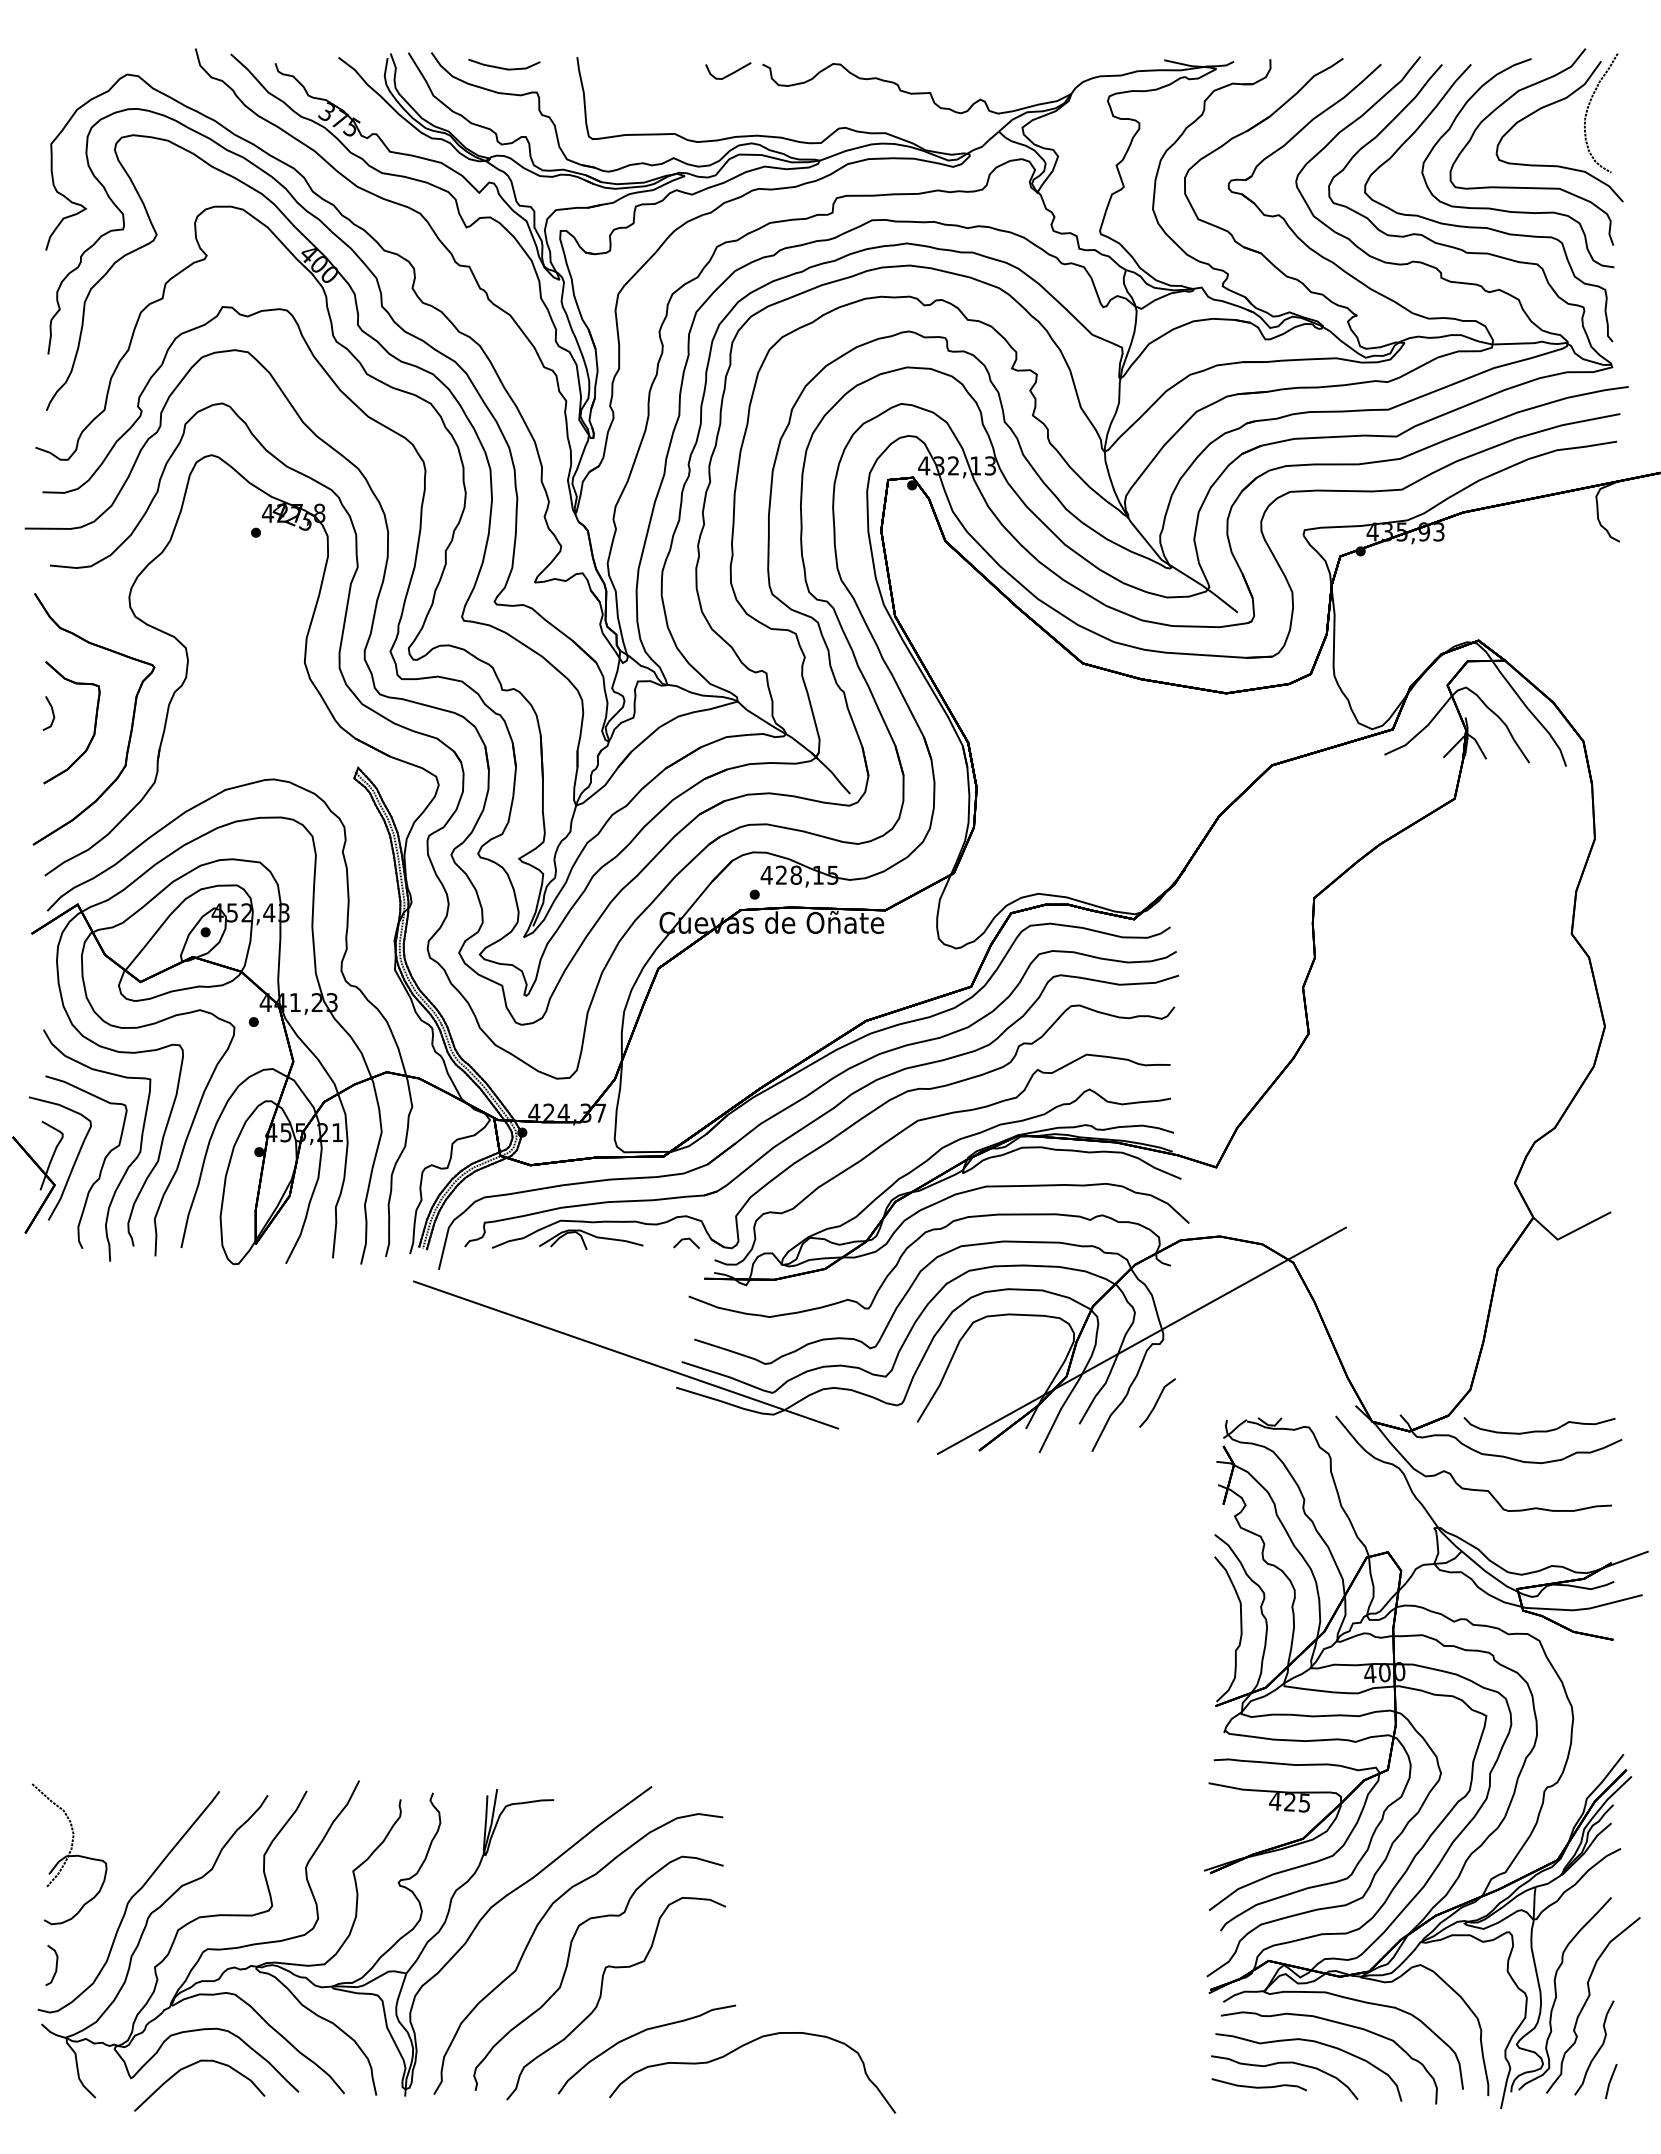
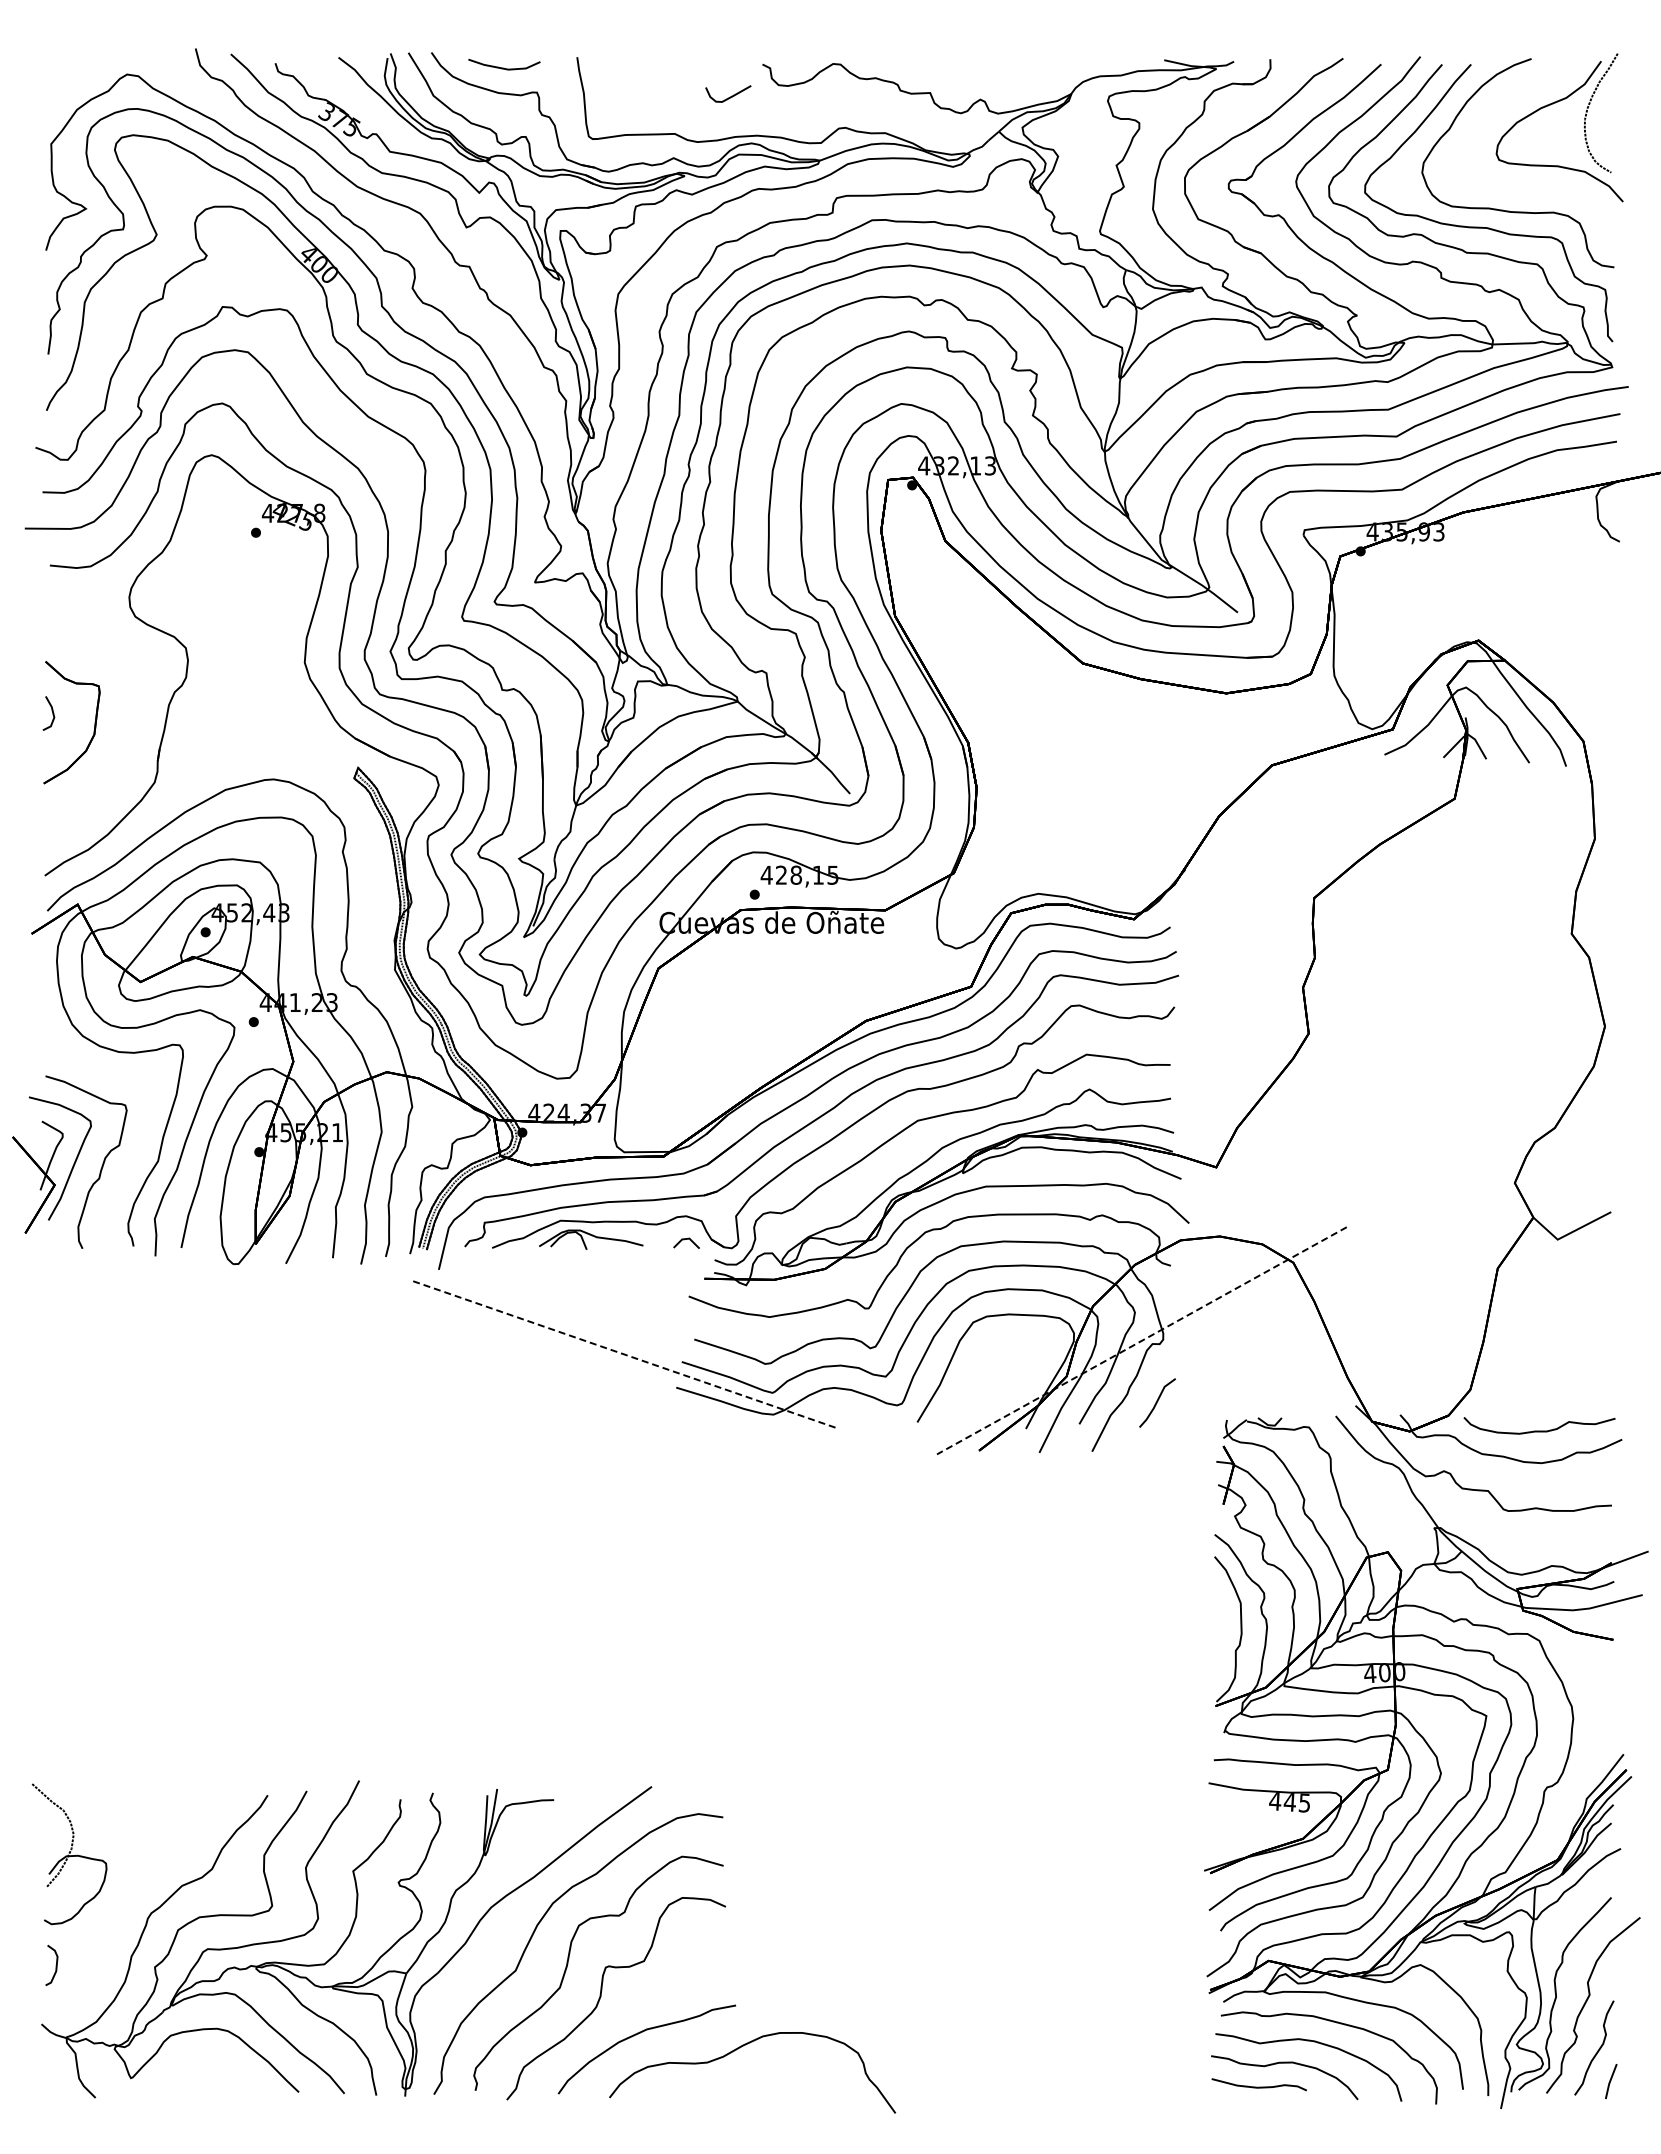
curve position: (731, 72) -> (731, 95) (731, 95)
curve: present -> none (1531, 187)
part: present -> none (131, 722)
curve: present -> none (128, 1165)
line: solid -> dashed (1141, 1341)
line: solid -> dashed (626, 1355)
text: 425 -> 445 (1289, 1802)
curve: present -> none (128, 1902)
curve: present -> none (190, 2066)
